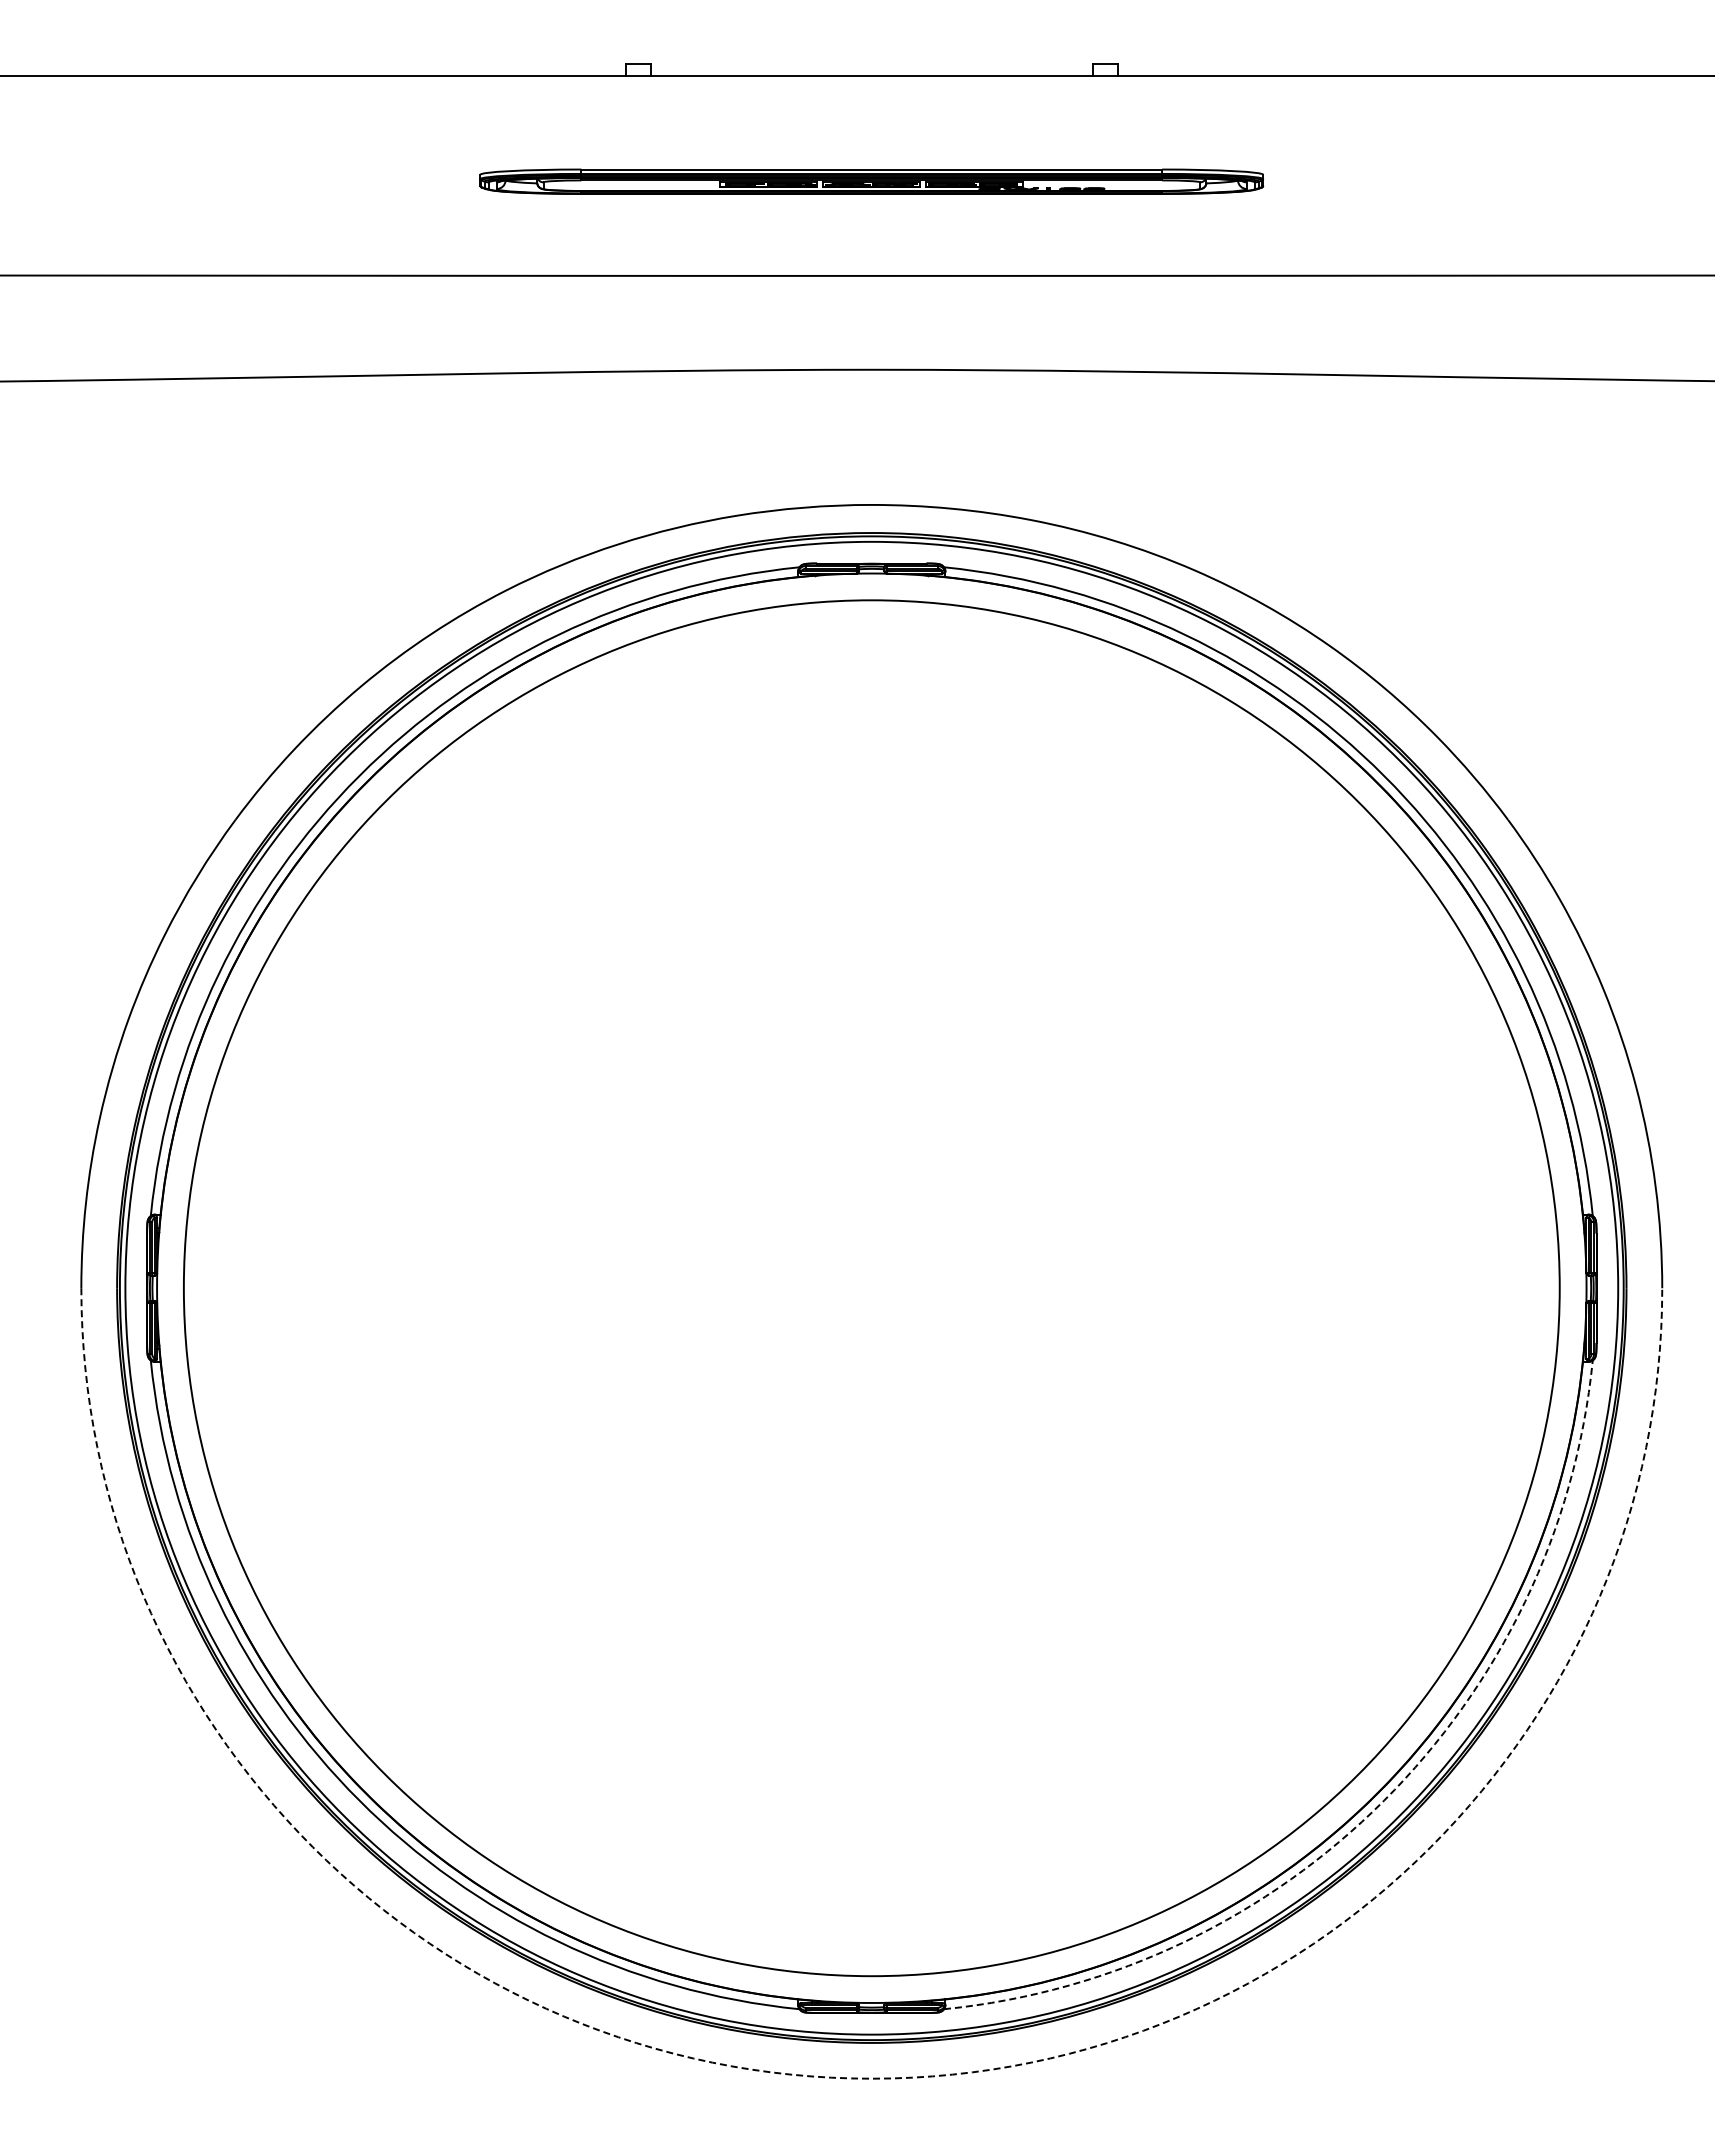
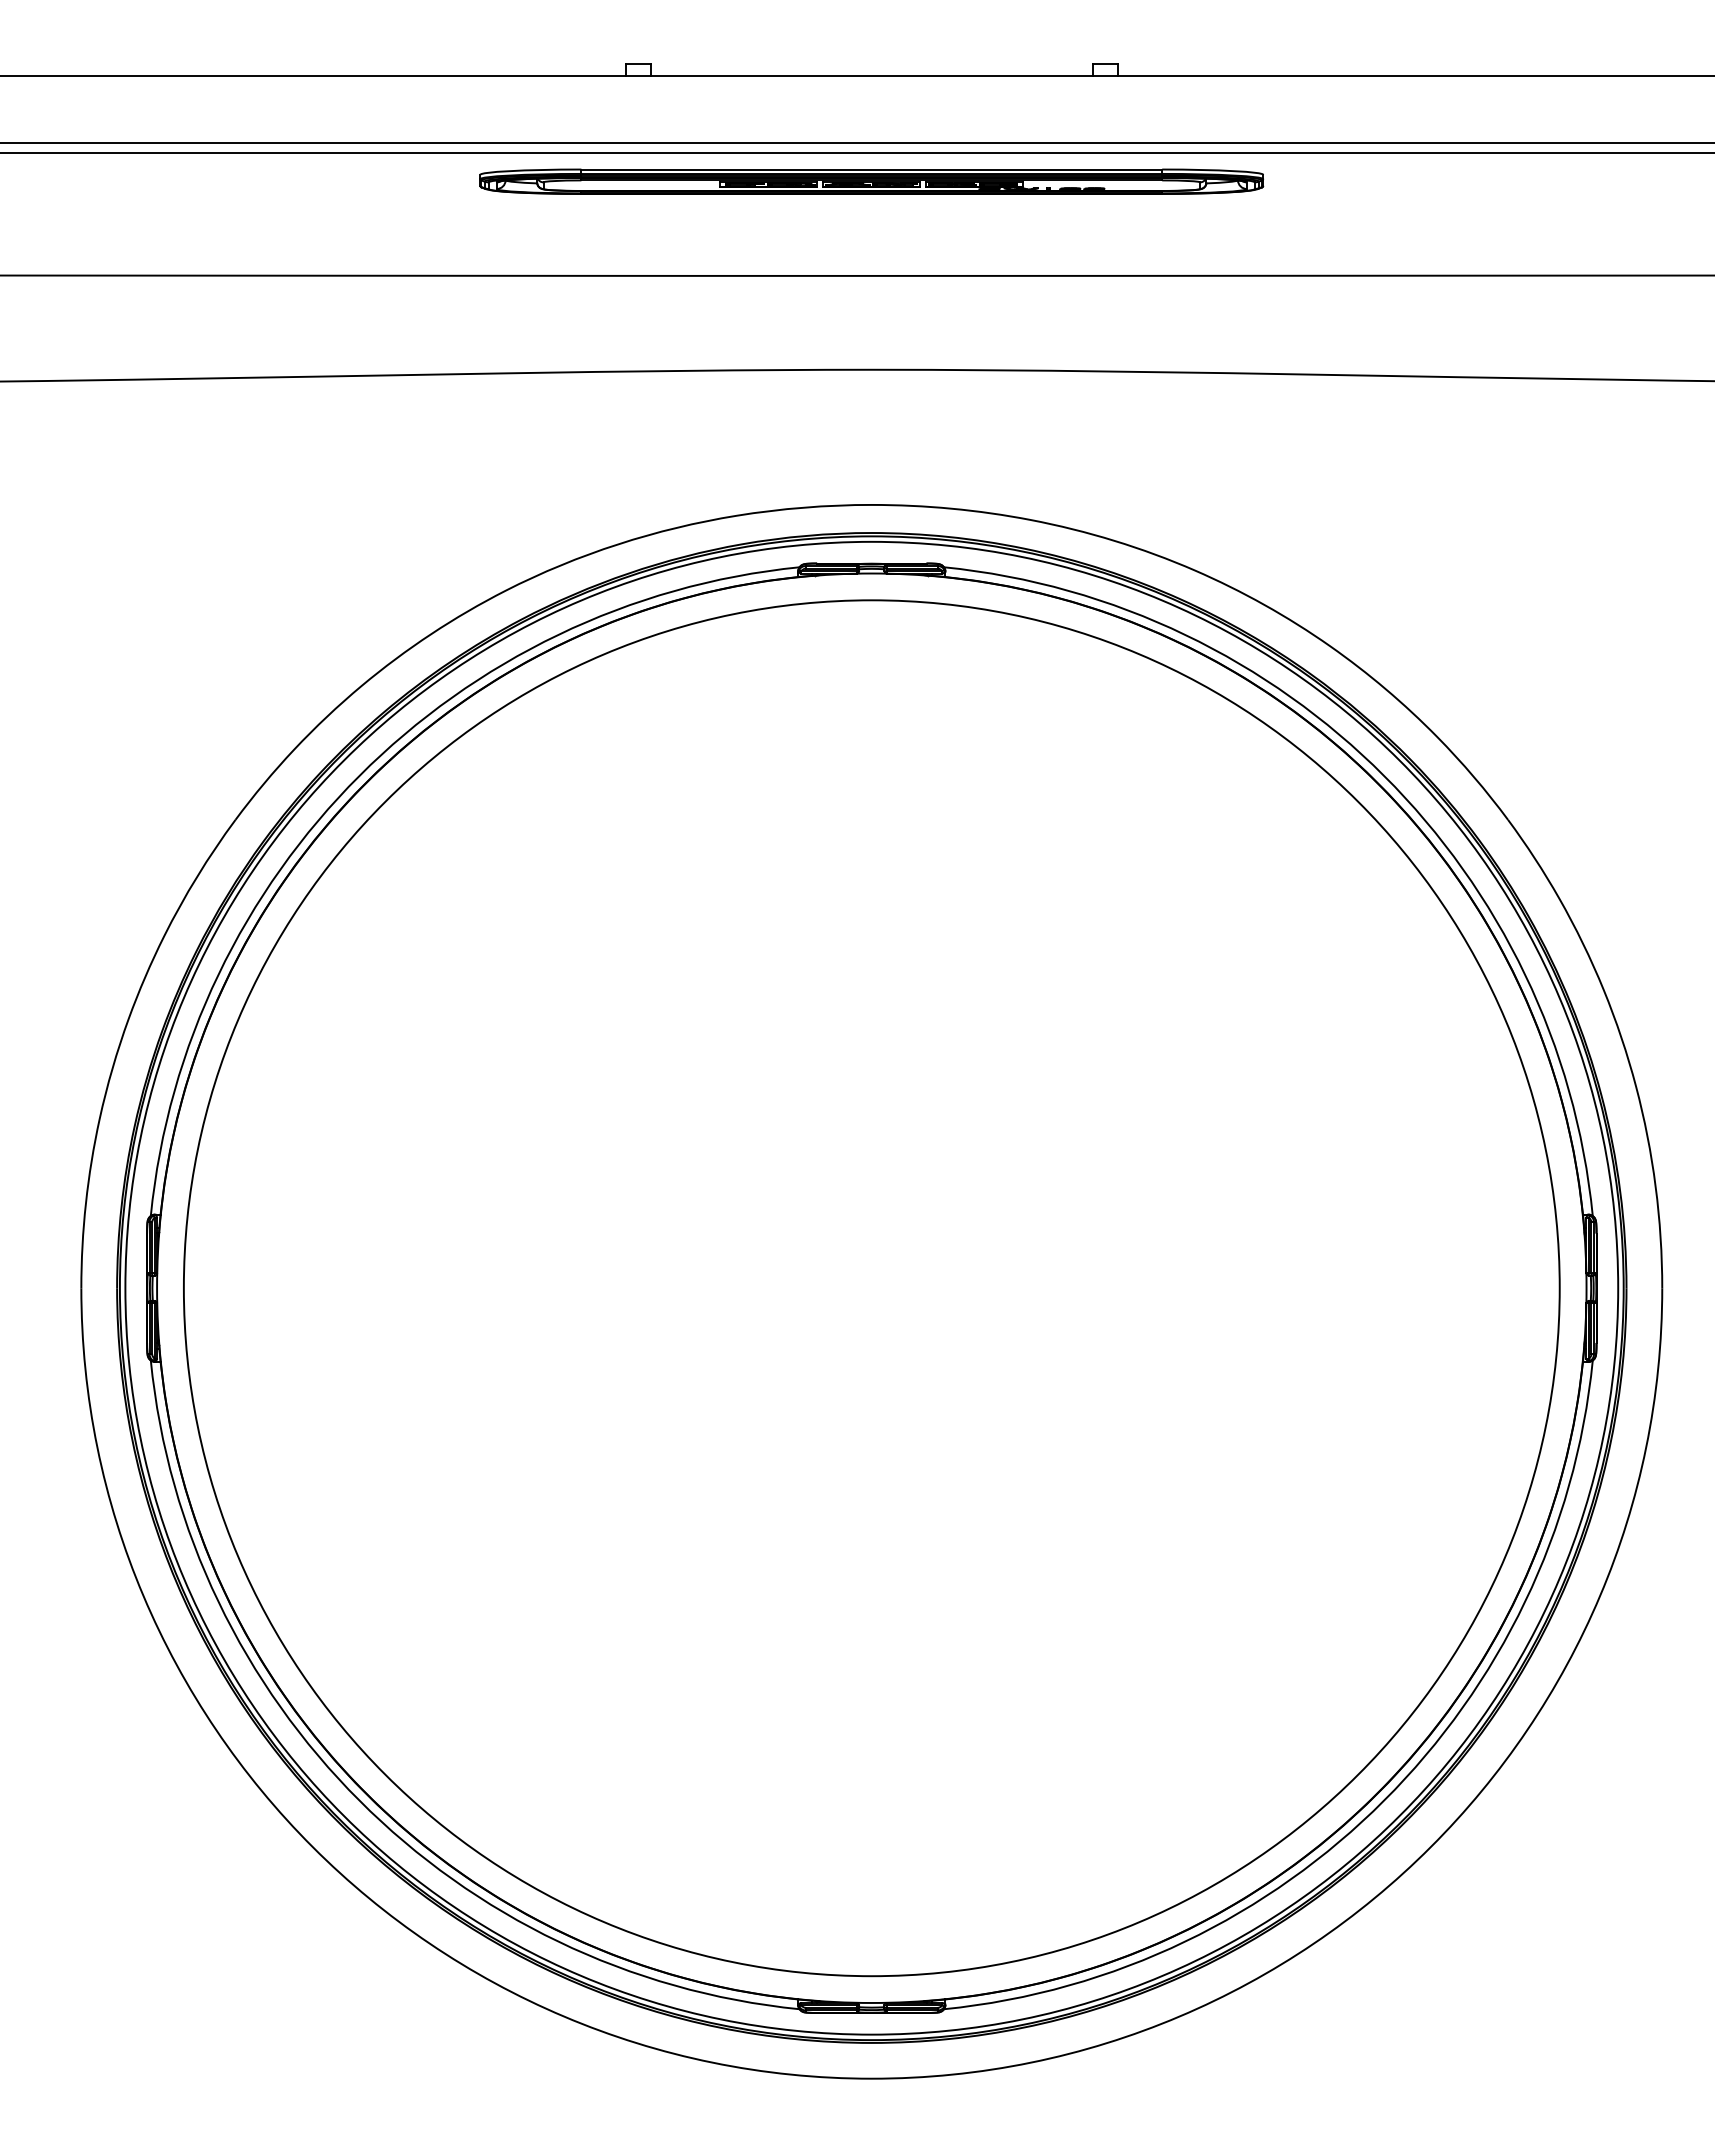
line: none -> present (856, 142)
line: none -> present (856, 152)
arc: dashed -> solid (1384, 1800)
arc: dashed -> solid (871, 2078)
